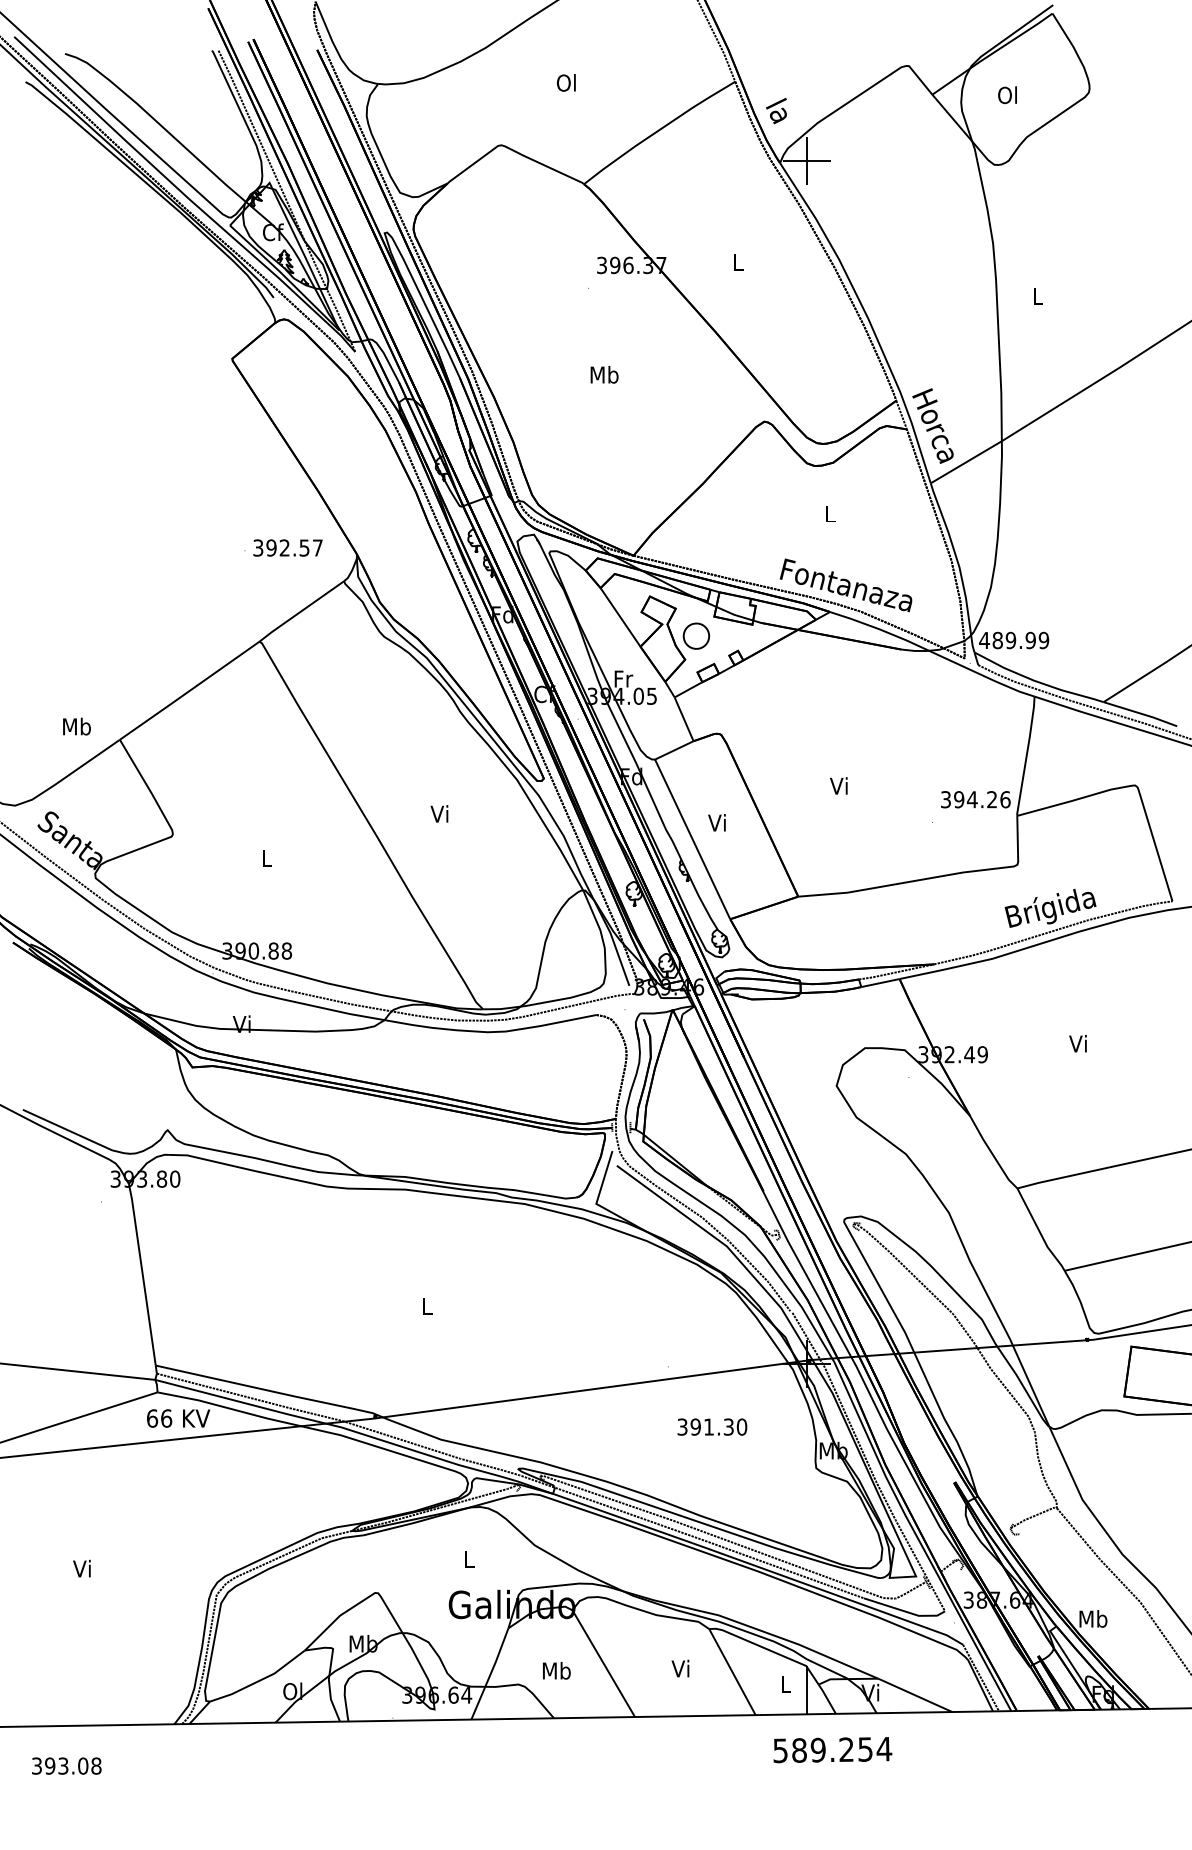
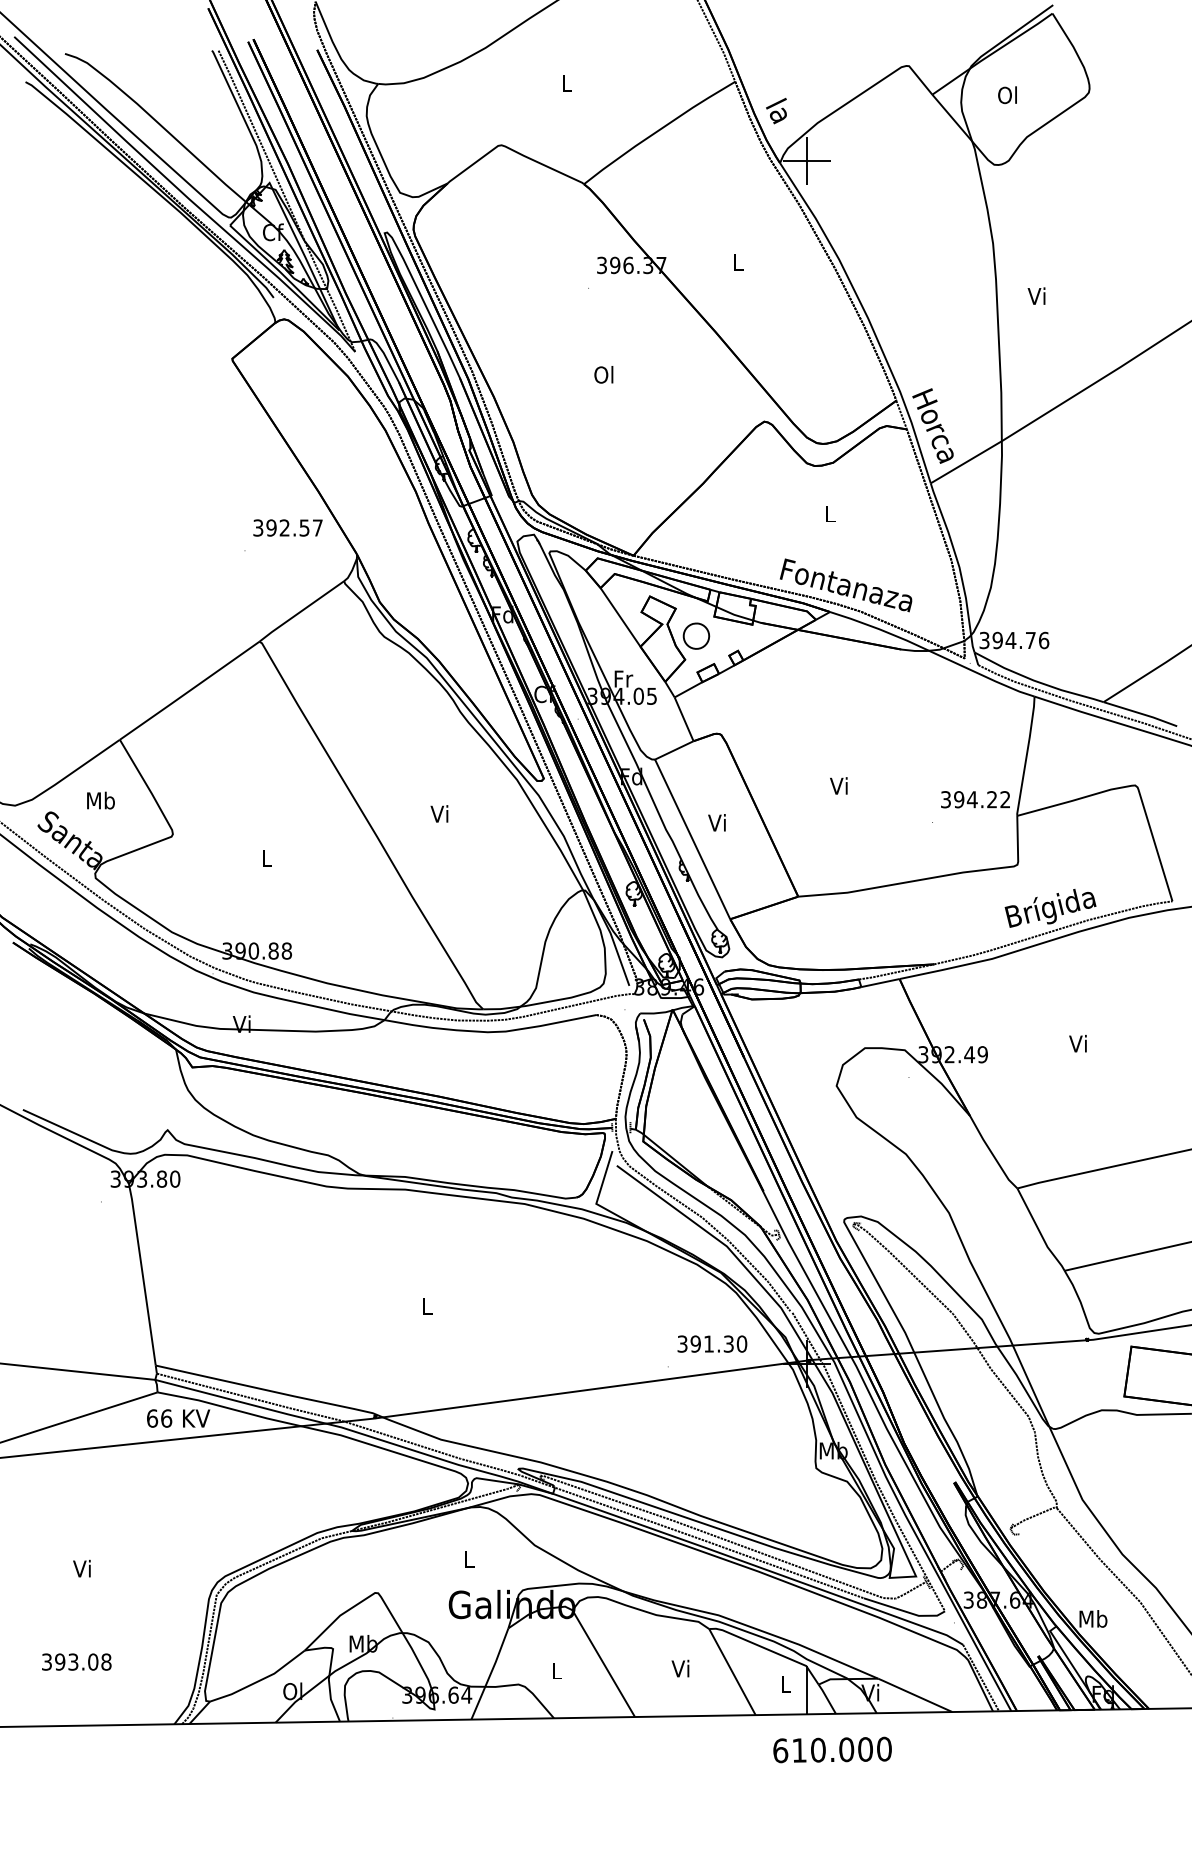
text: Ol -> L (565, 82)
text: L -> Vi (1036, 295)
text: Mb -> Ol (604, 374)
text position: (287, 547) -> (287, 527) (287, 527)
text: 489.99 -> 394.76 (1014, 640)
text position: (76, 726) -> (100, 800) (100, 800)
text: 394.26 -> 394.22 (1005, 799)
text position: (712, 1426) -> (712, 1343) (712, 1343)
text: Mb -> L (556, 1670)
text: 589.254 -> 610.000 (832, 1749)
text position: (66, 1765) -> (76, 1661) (76, 1661)
